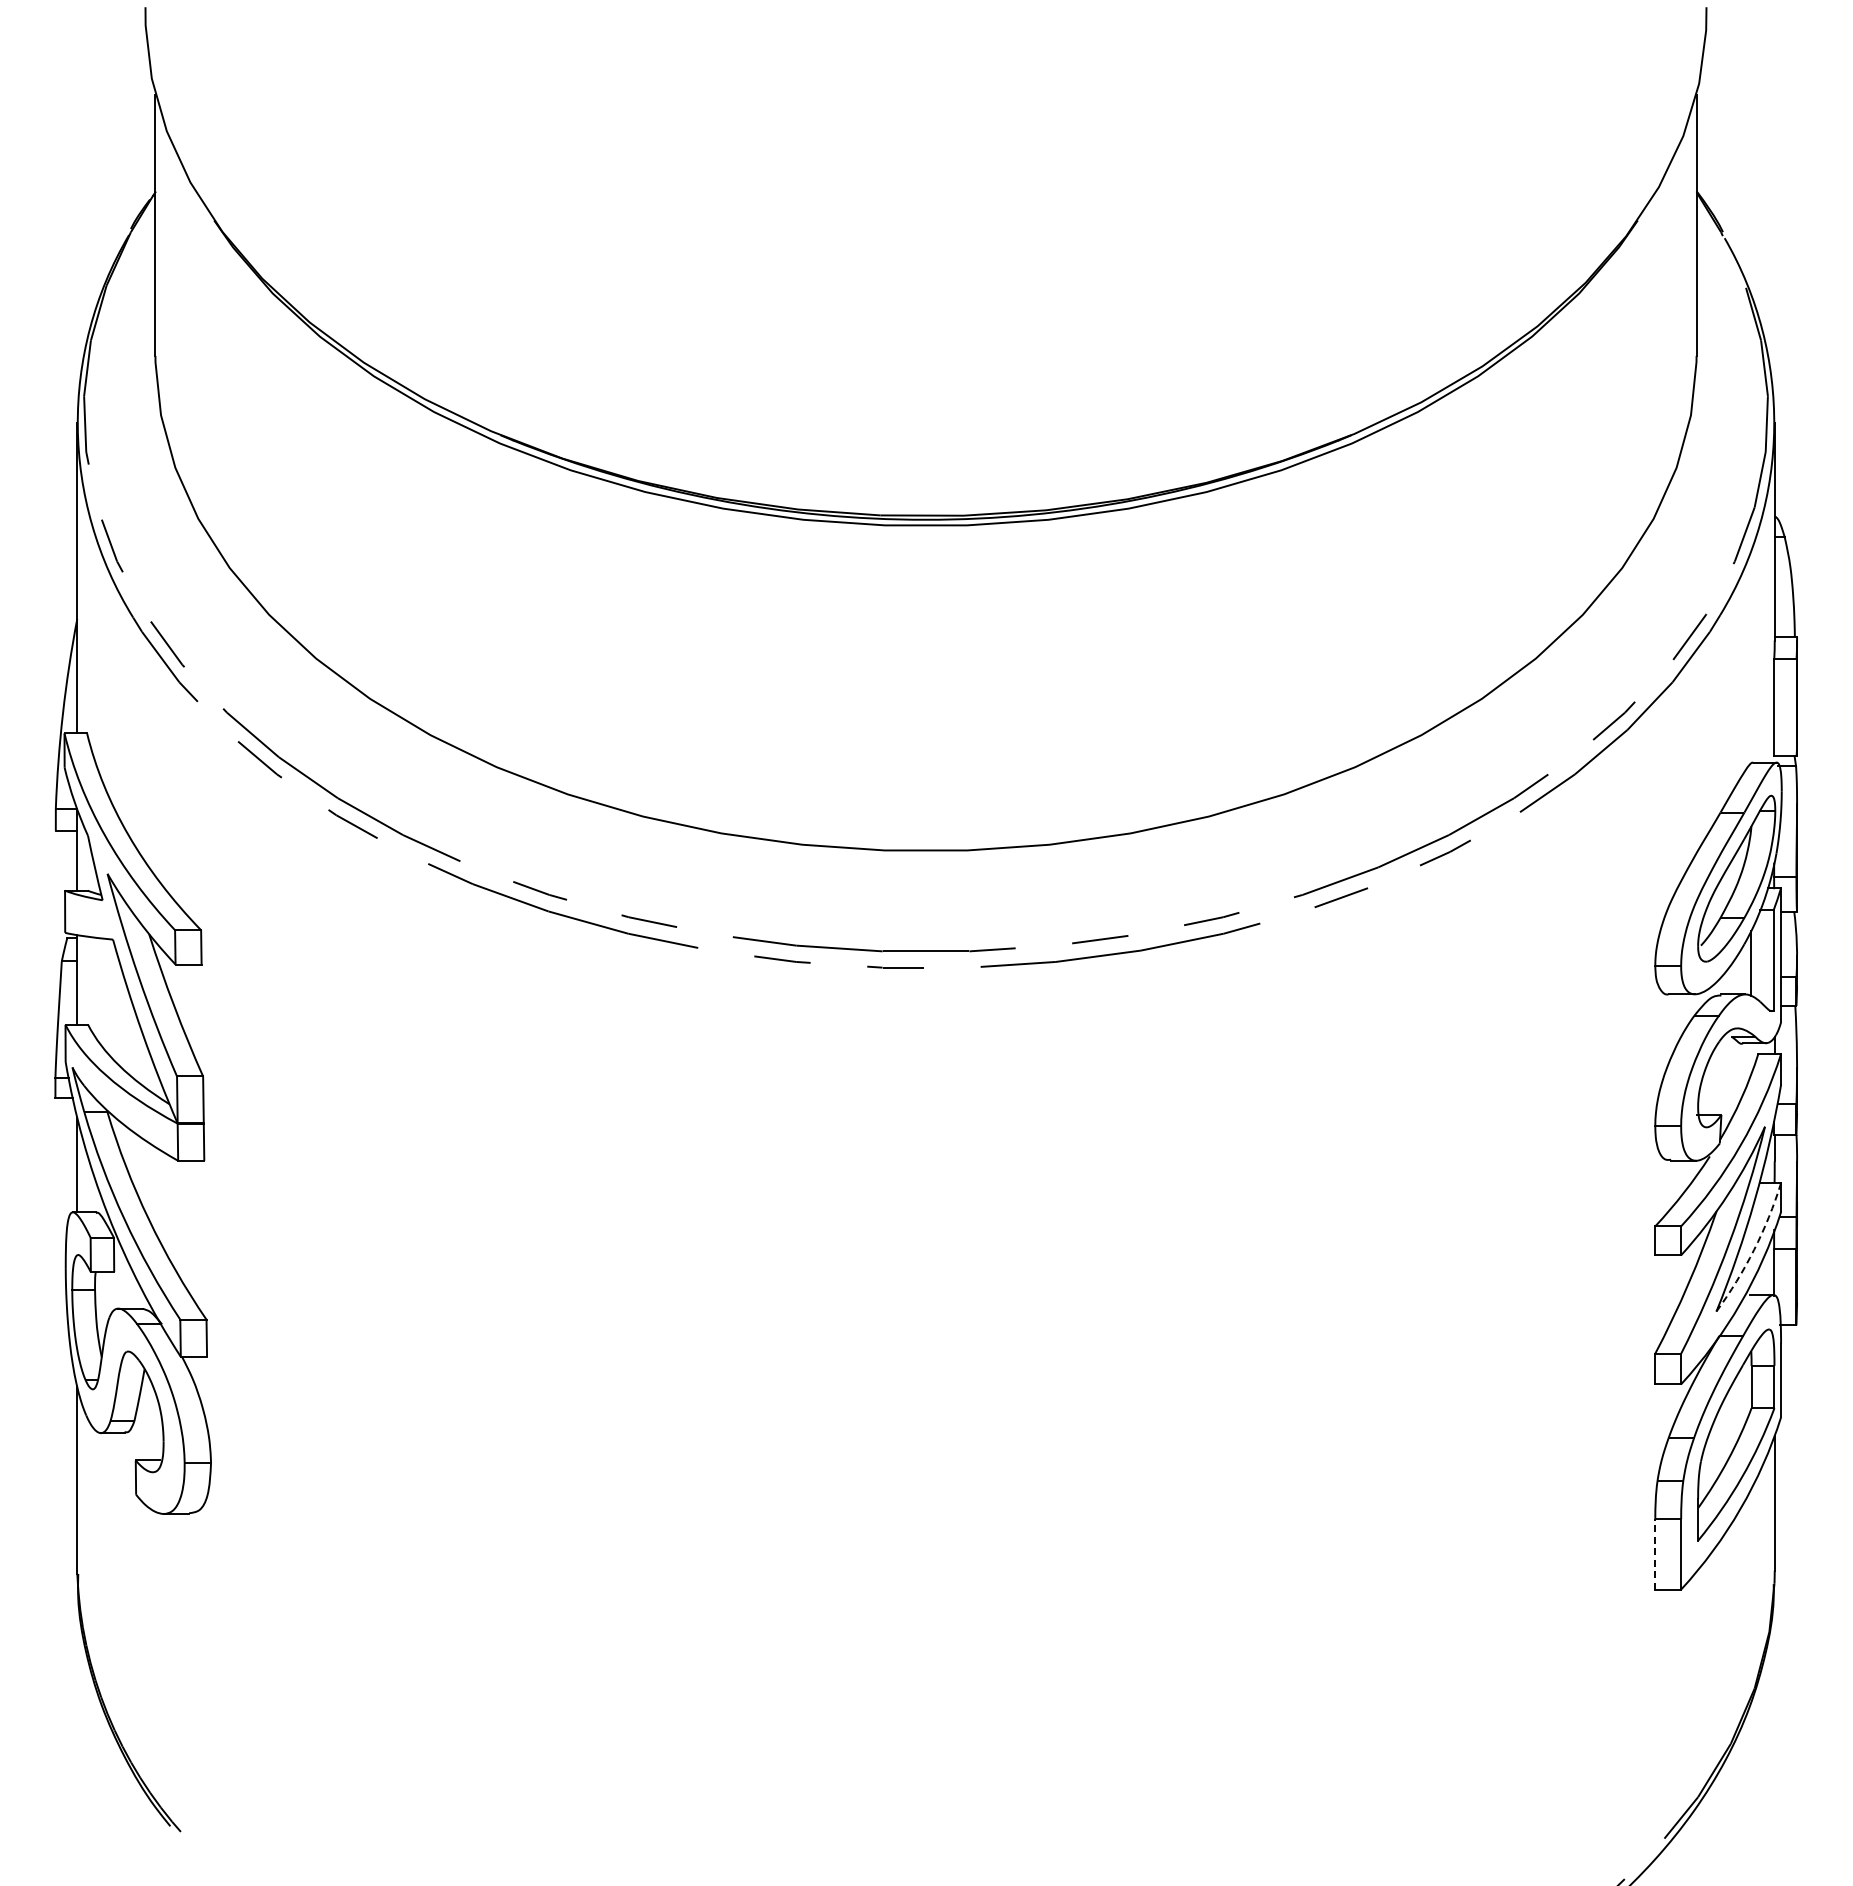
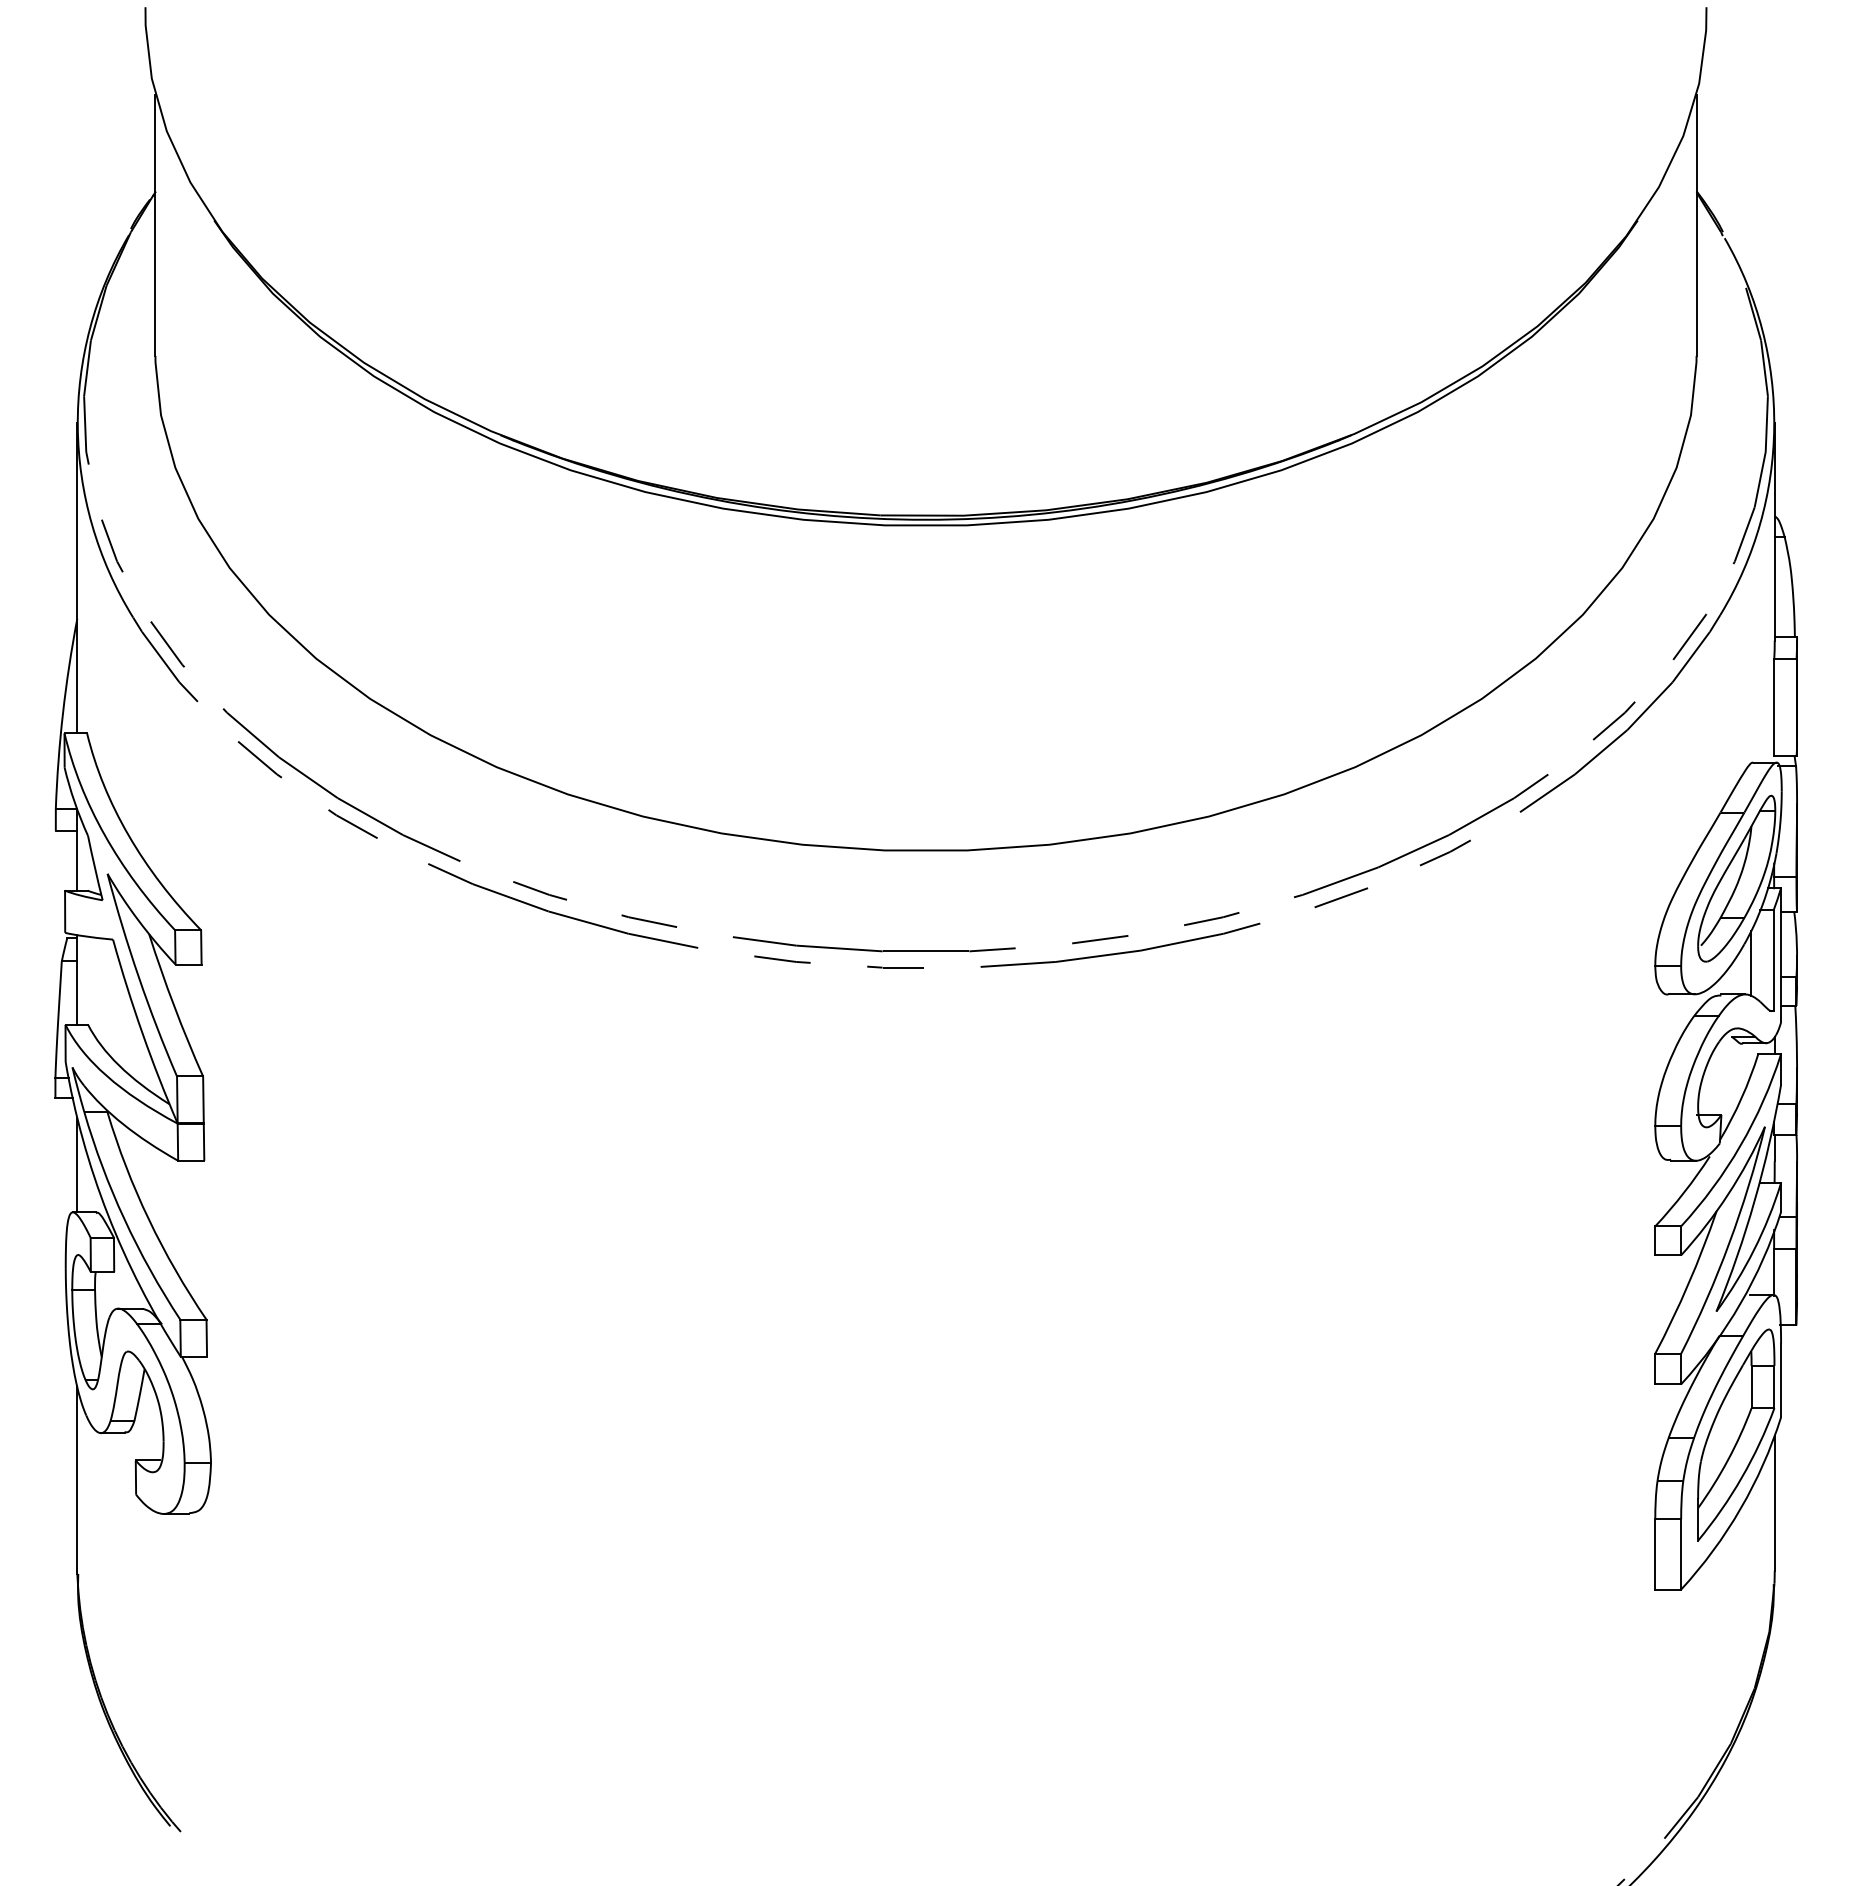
arc: dashed -> solid (1754, 1250)
line: dashed -> solid (1655, 1554)
